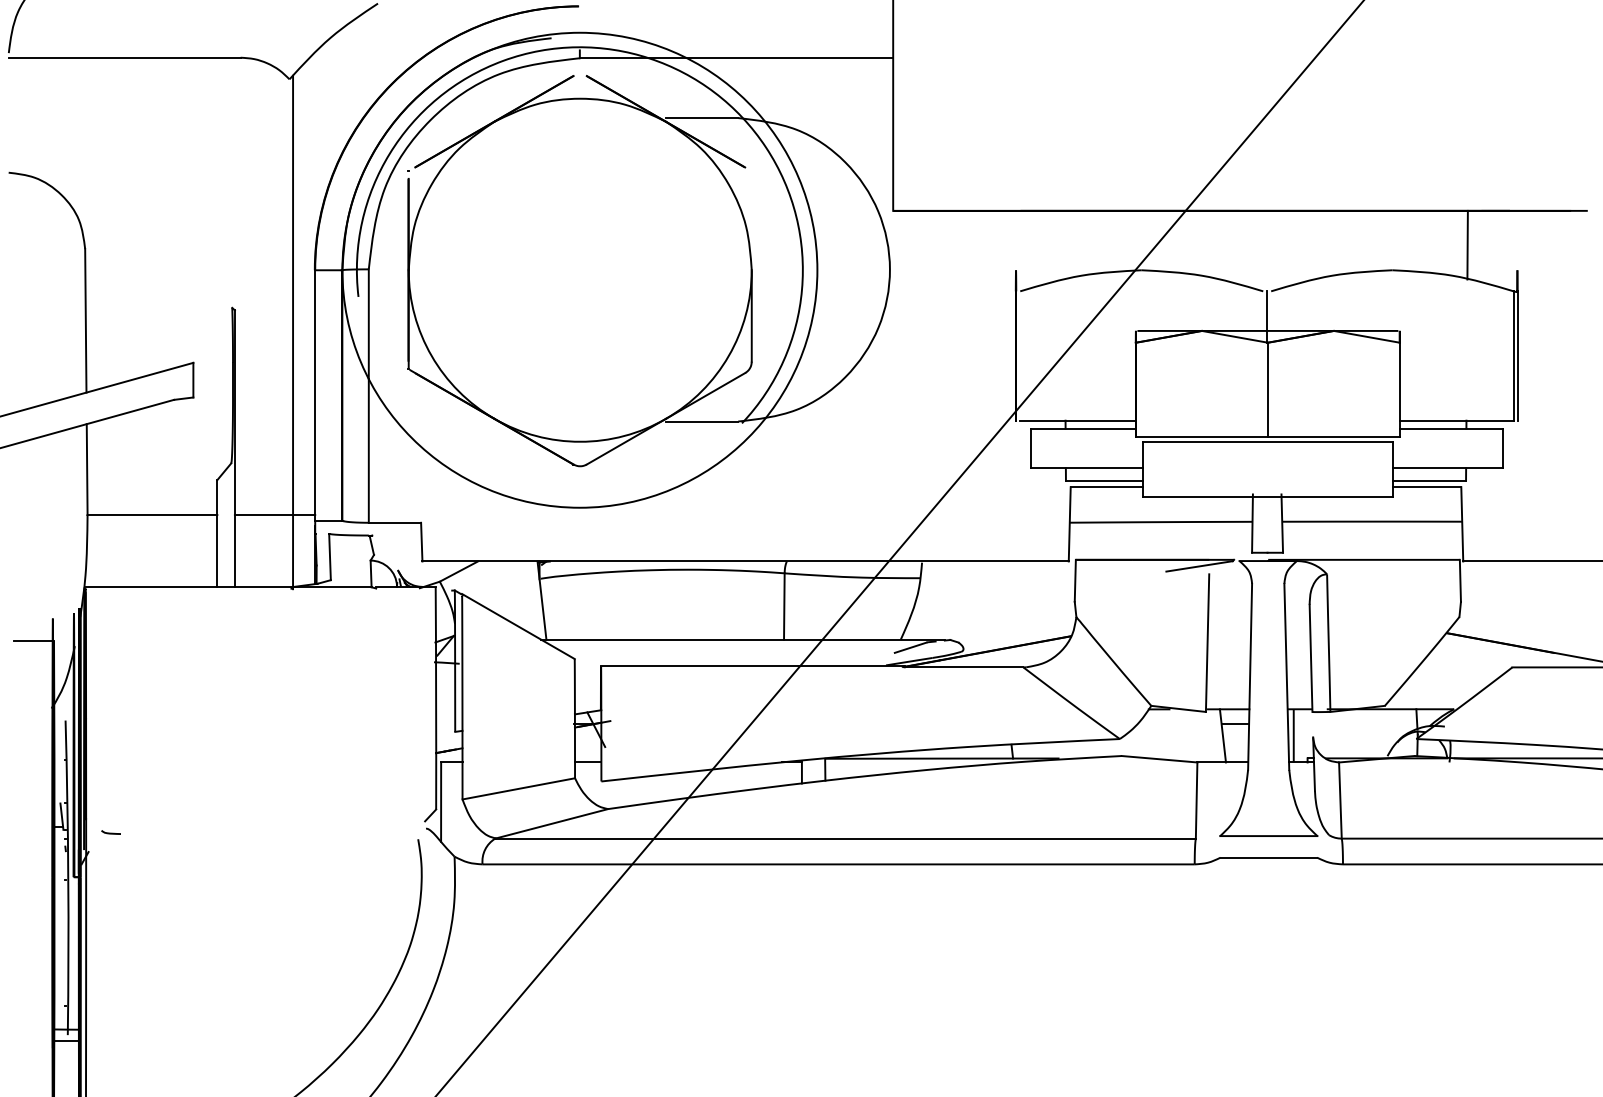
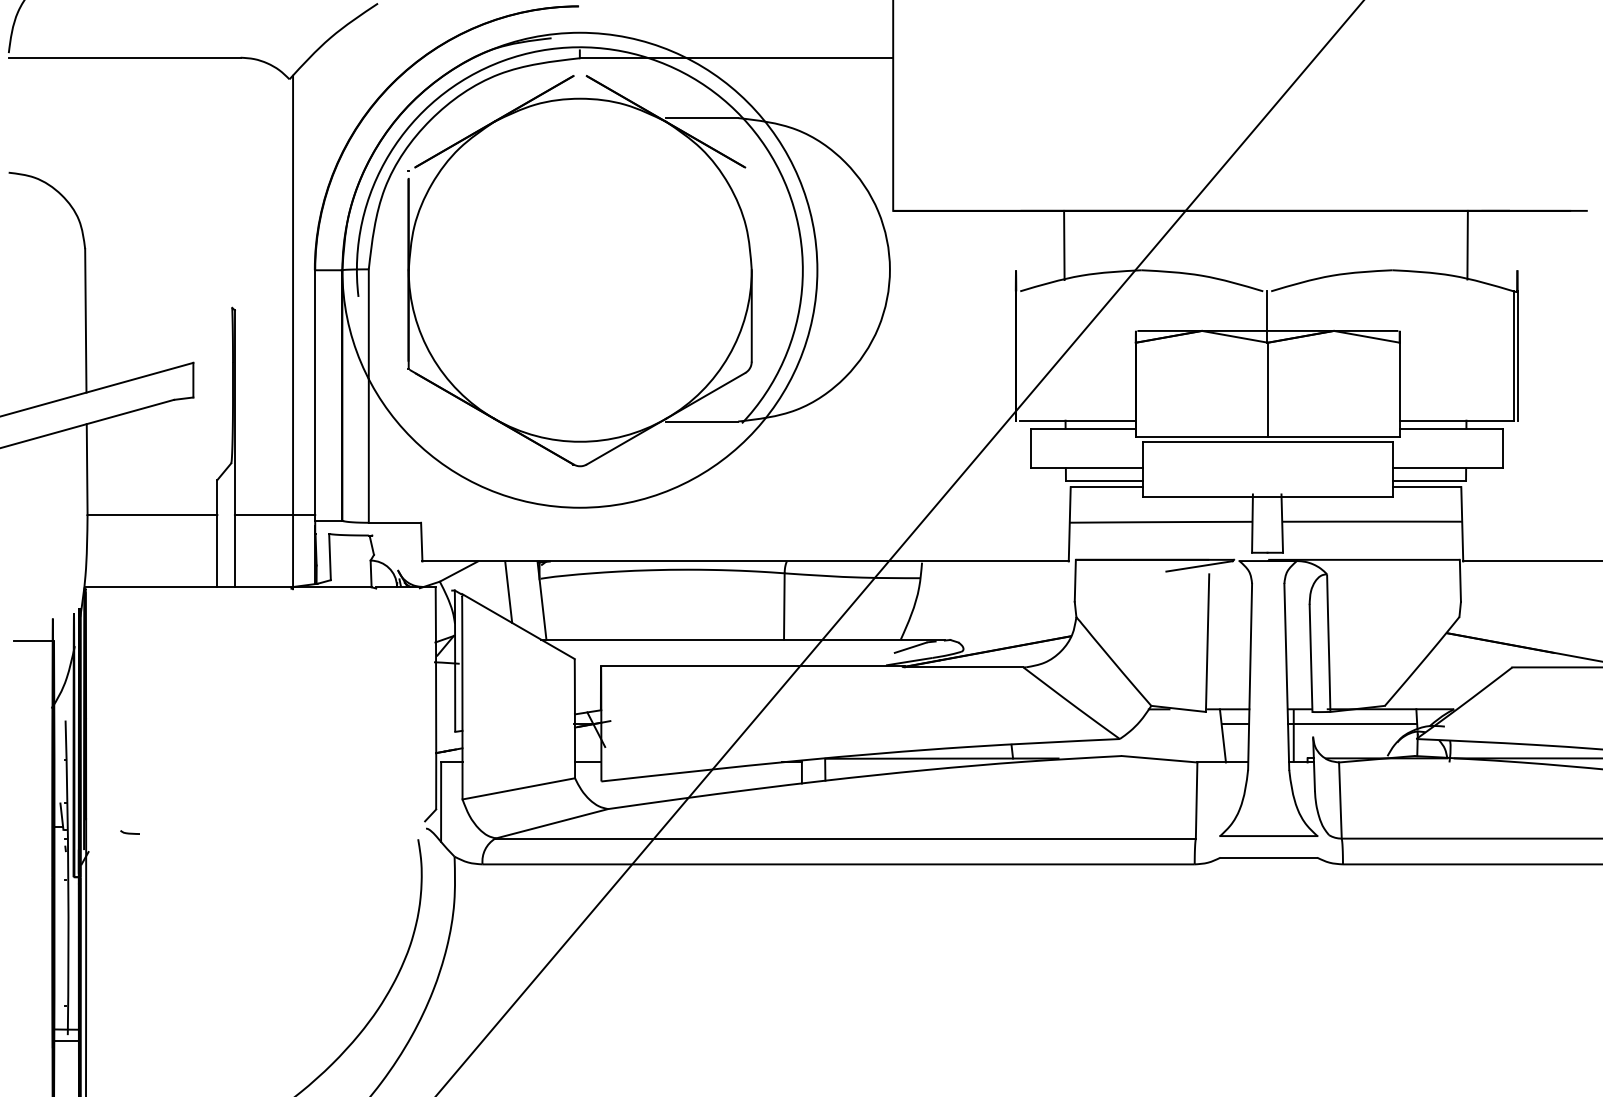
line: none -> present (1064, 245)
line: none -> present (508, 591)
line: none -> present (1352, 724)
curve position: (110, 832) -> (129, 832) (129, 832)
